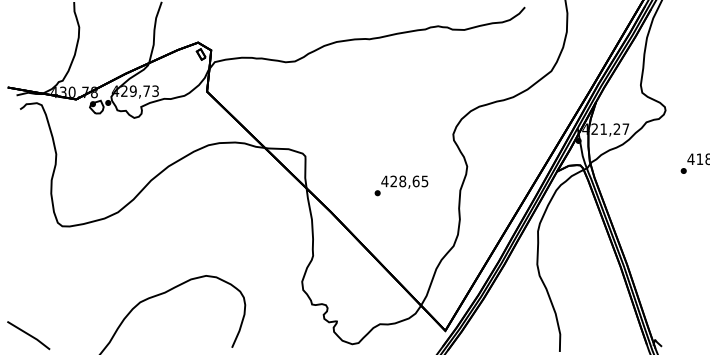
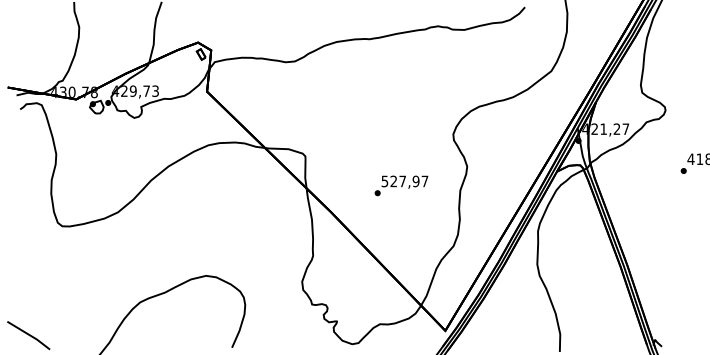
text: 428,65 -> 527,97 (404, 181)
